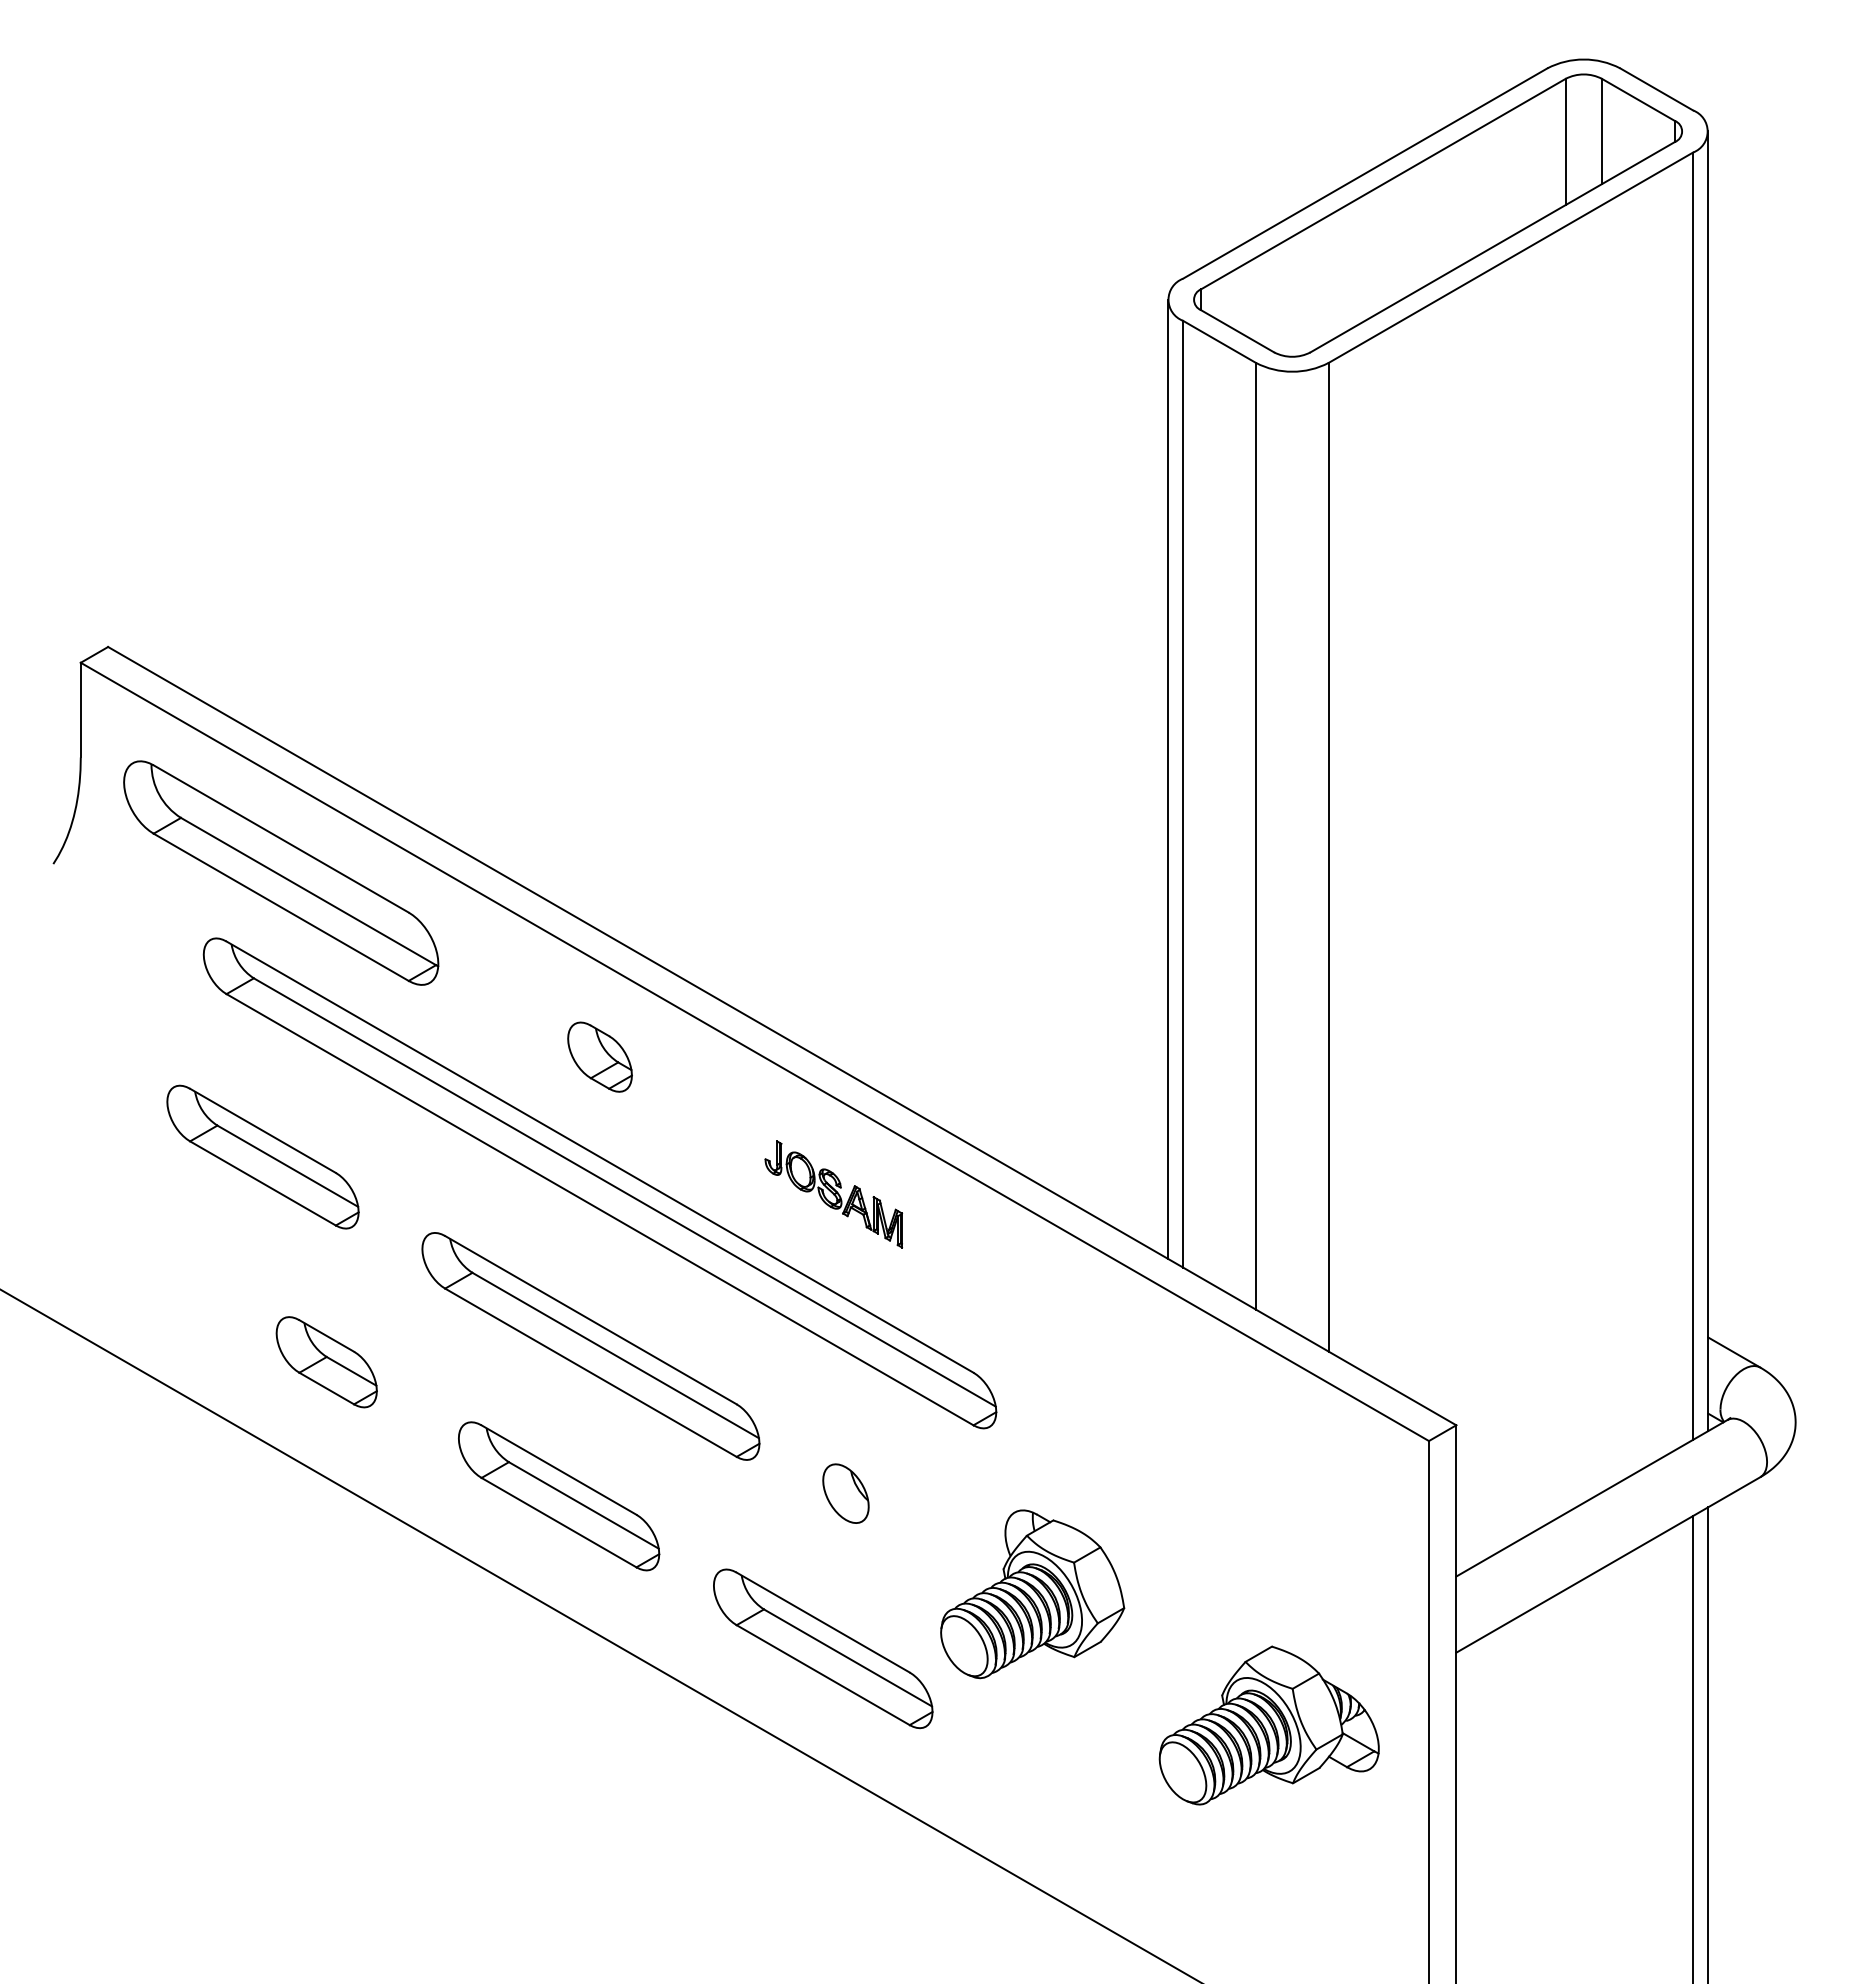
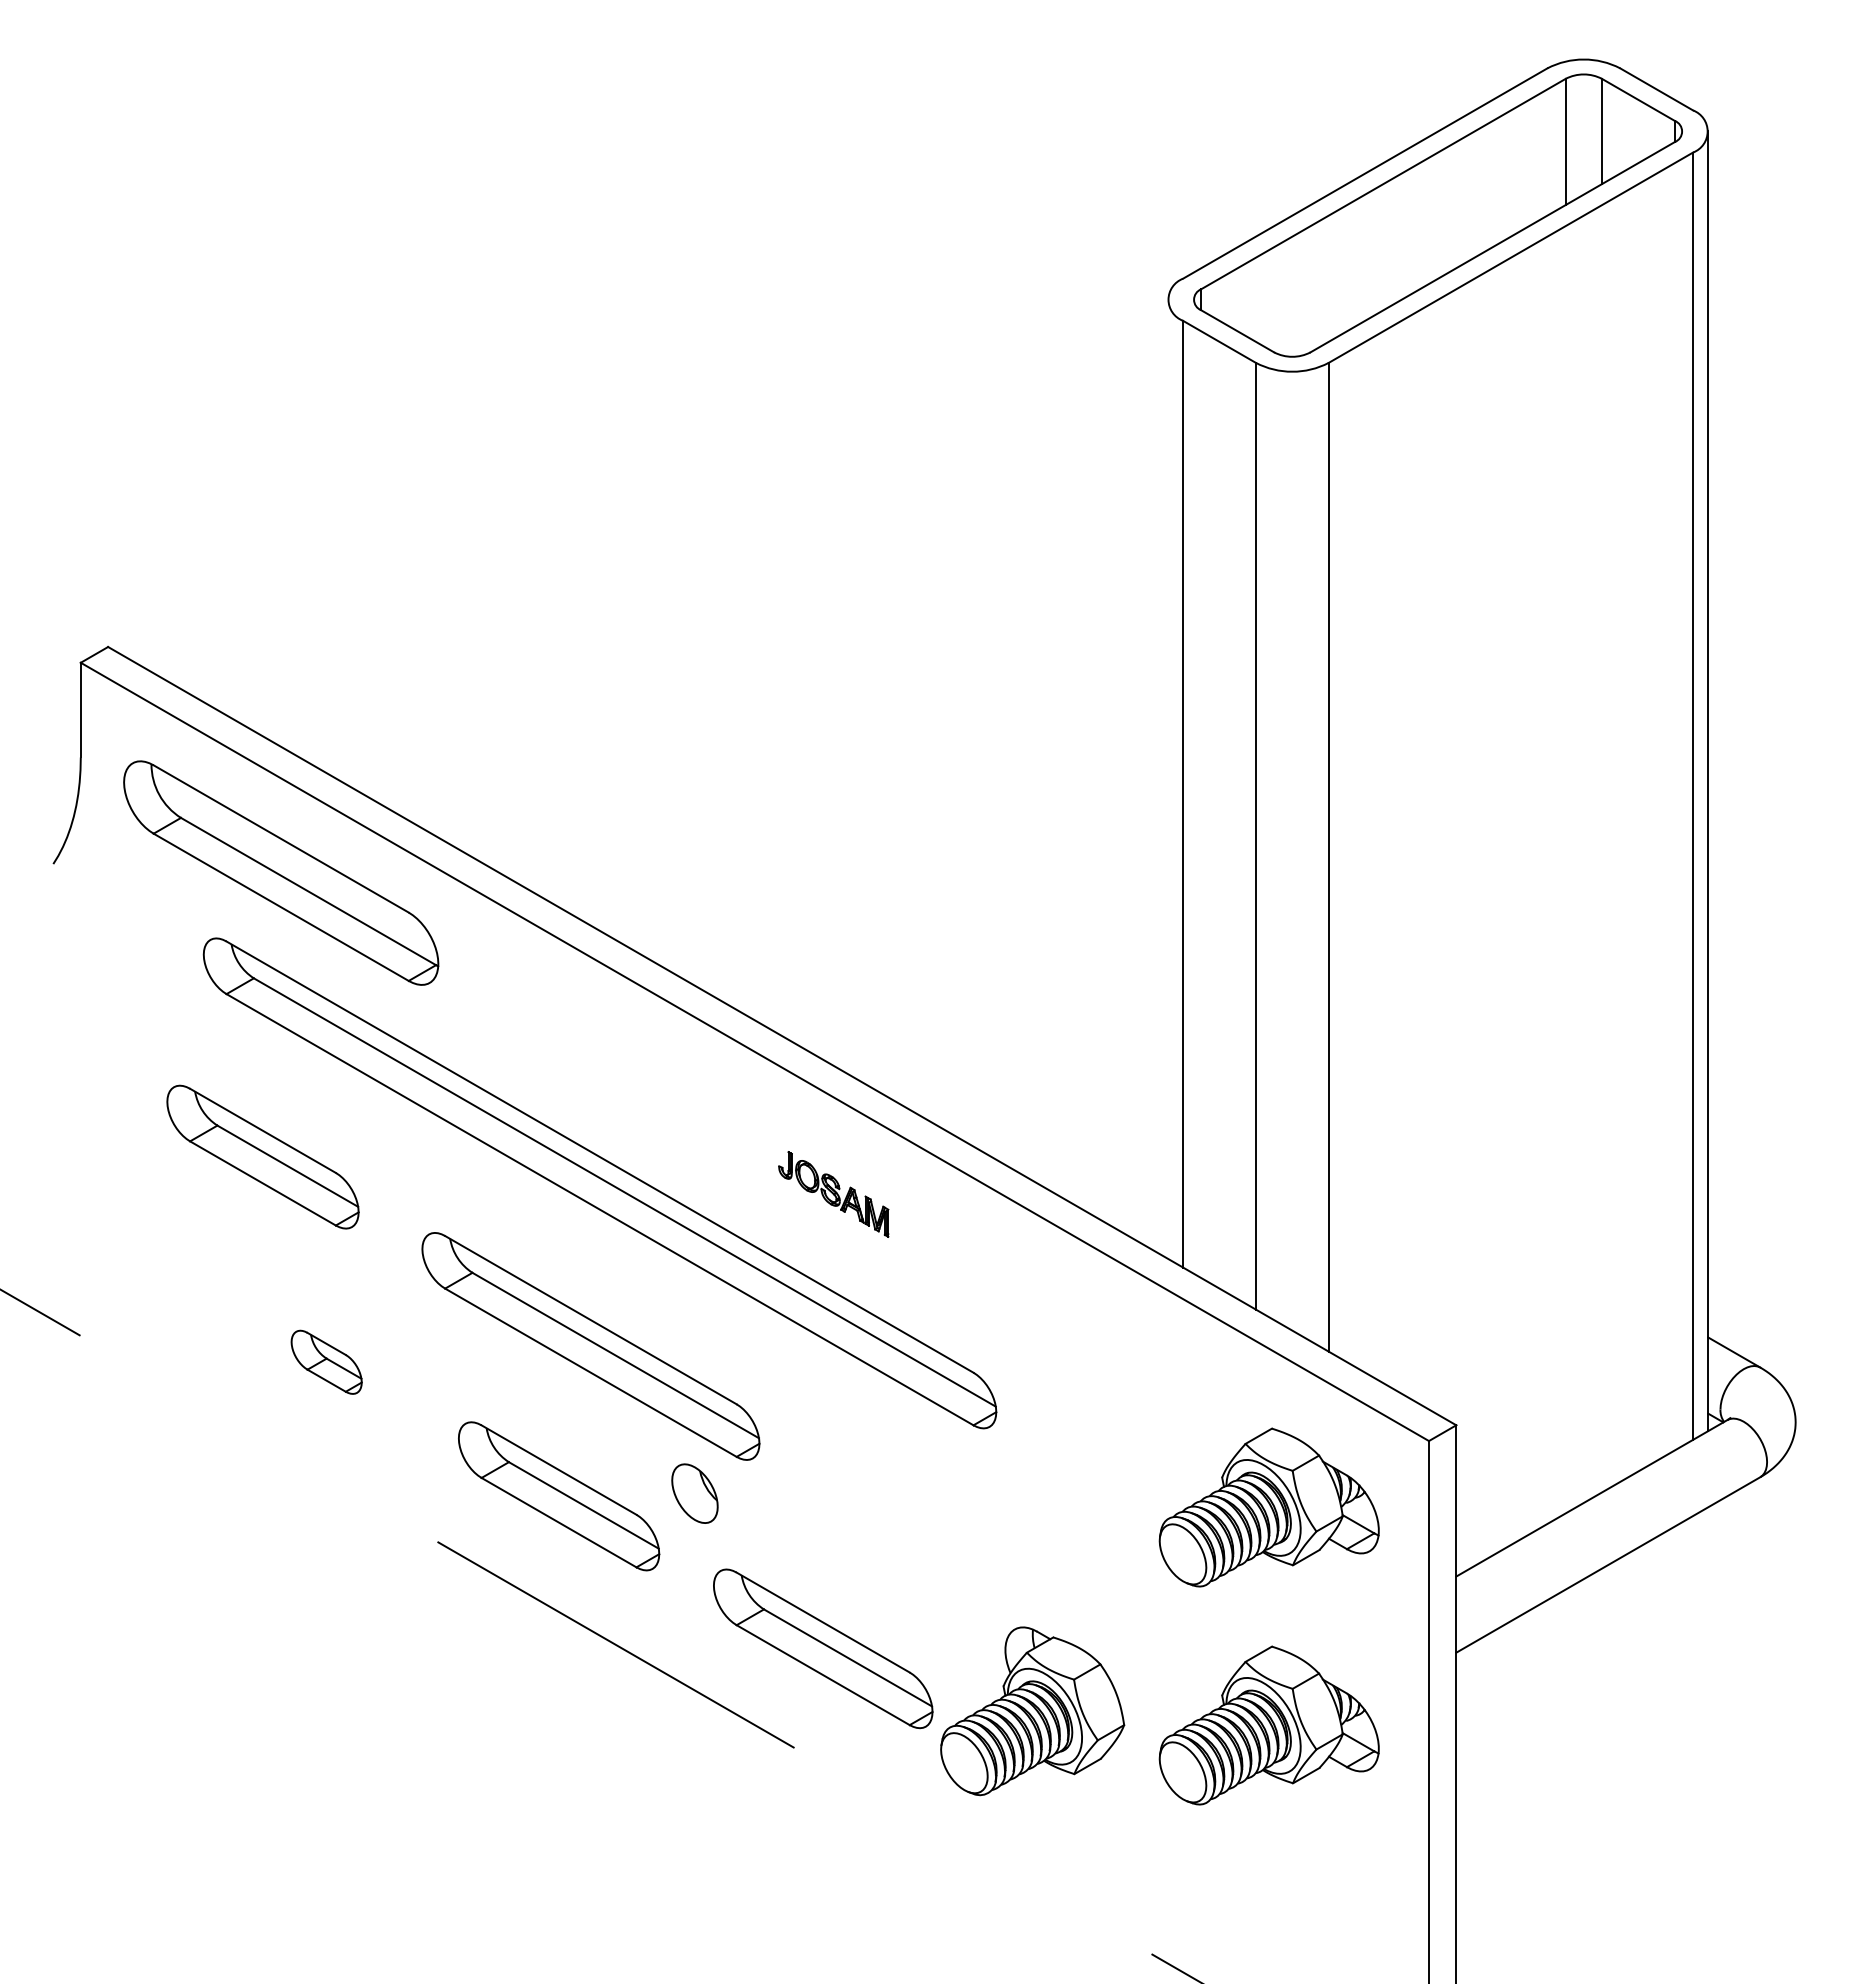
line: present -> none (1167, 778)
part: present -> none (599, 1056)
part size: 139x109 px -> 112x87 px (833, 1194)
part size: 103x93 px -> 73x66 px (326, 1361)
part position: (845, 1493) -> (694, 1493) (694, 1493)
part: none -> present (1268, 1507)
part position: (1032, 1594) -> (1032, 1711) (1032, 1711)
line: solid -> dashed (602, 1636)
line: present -> none (1708, 1743)
line: present -> none (1693, 1748)
